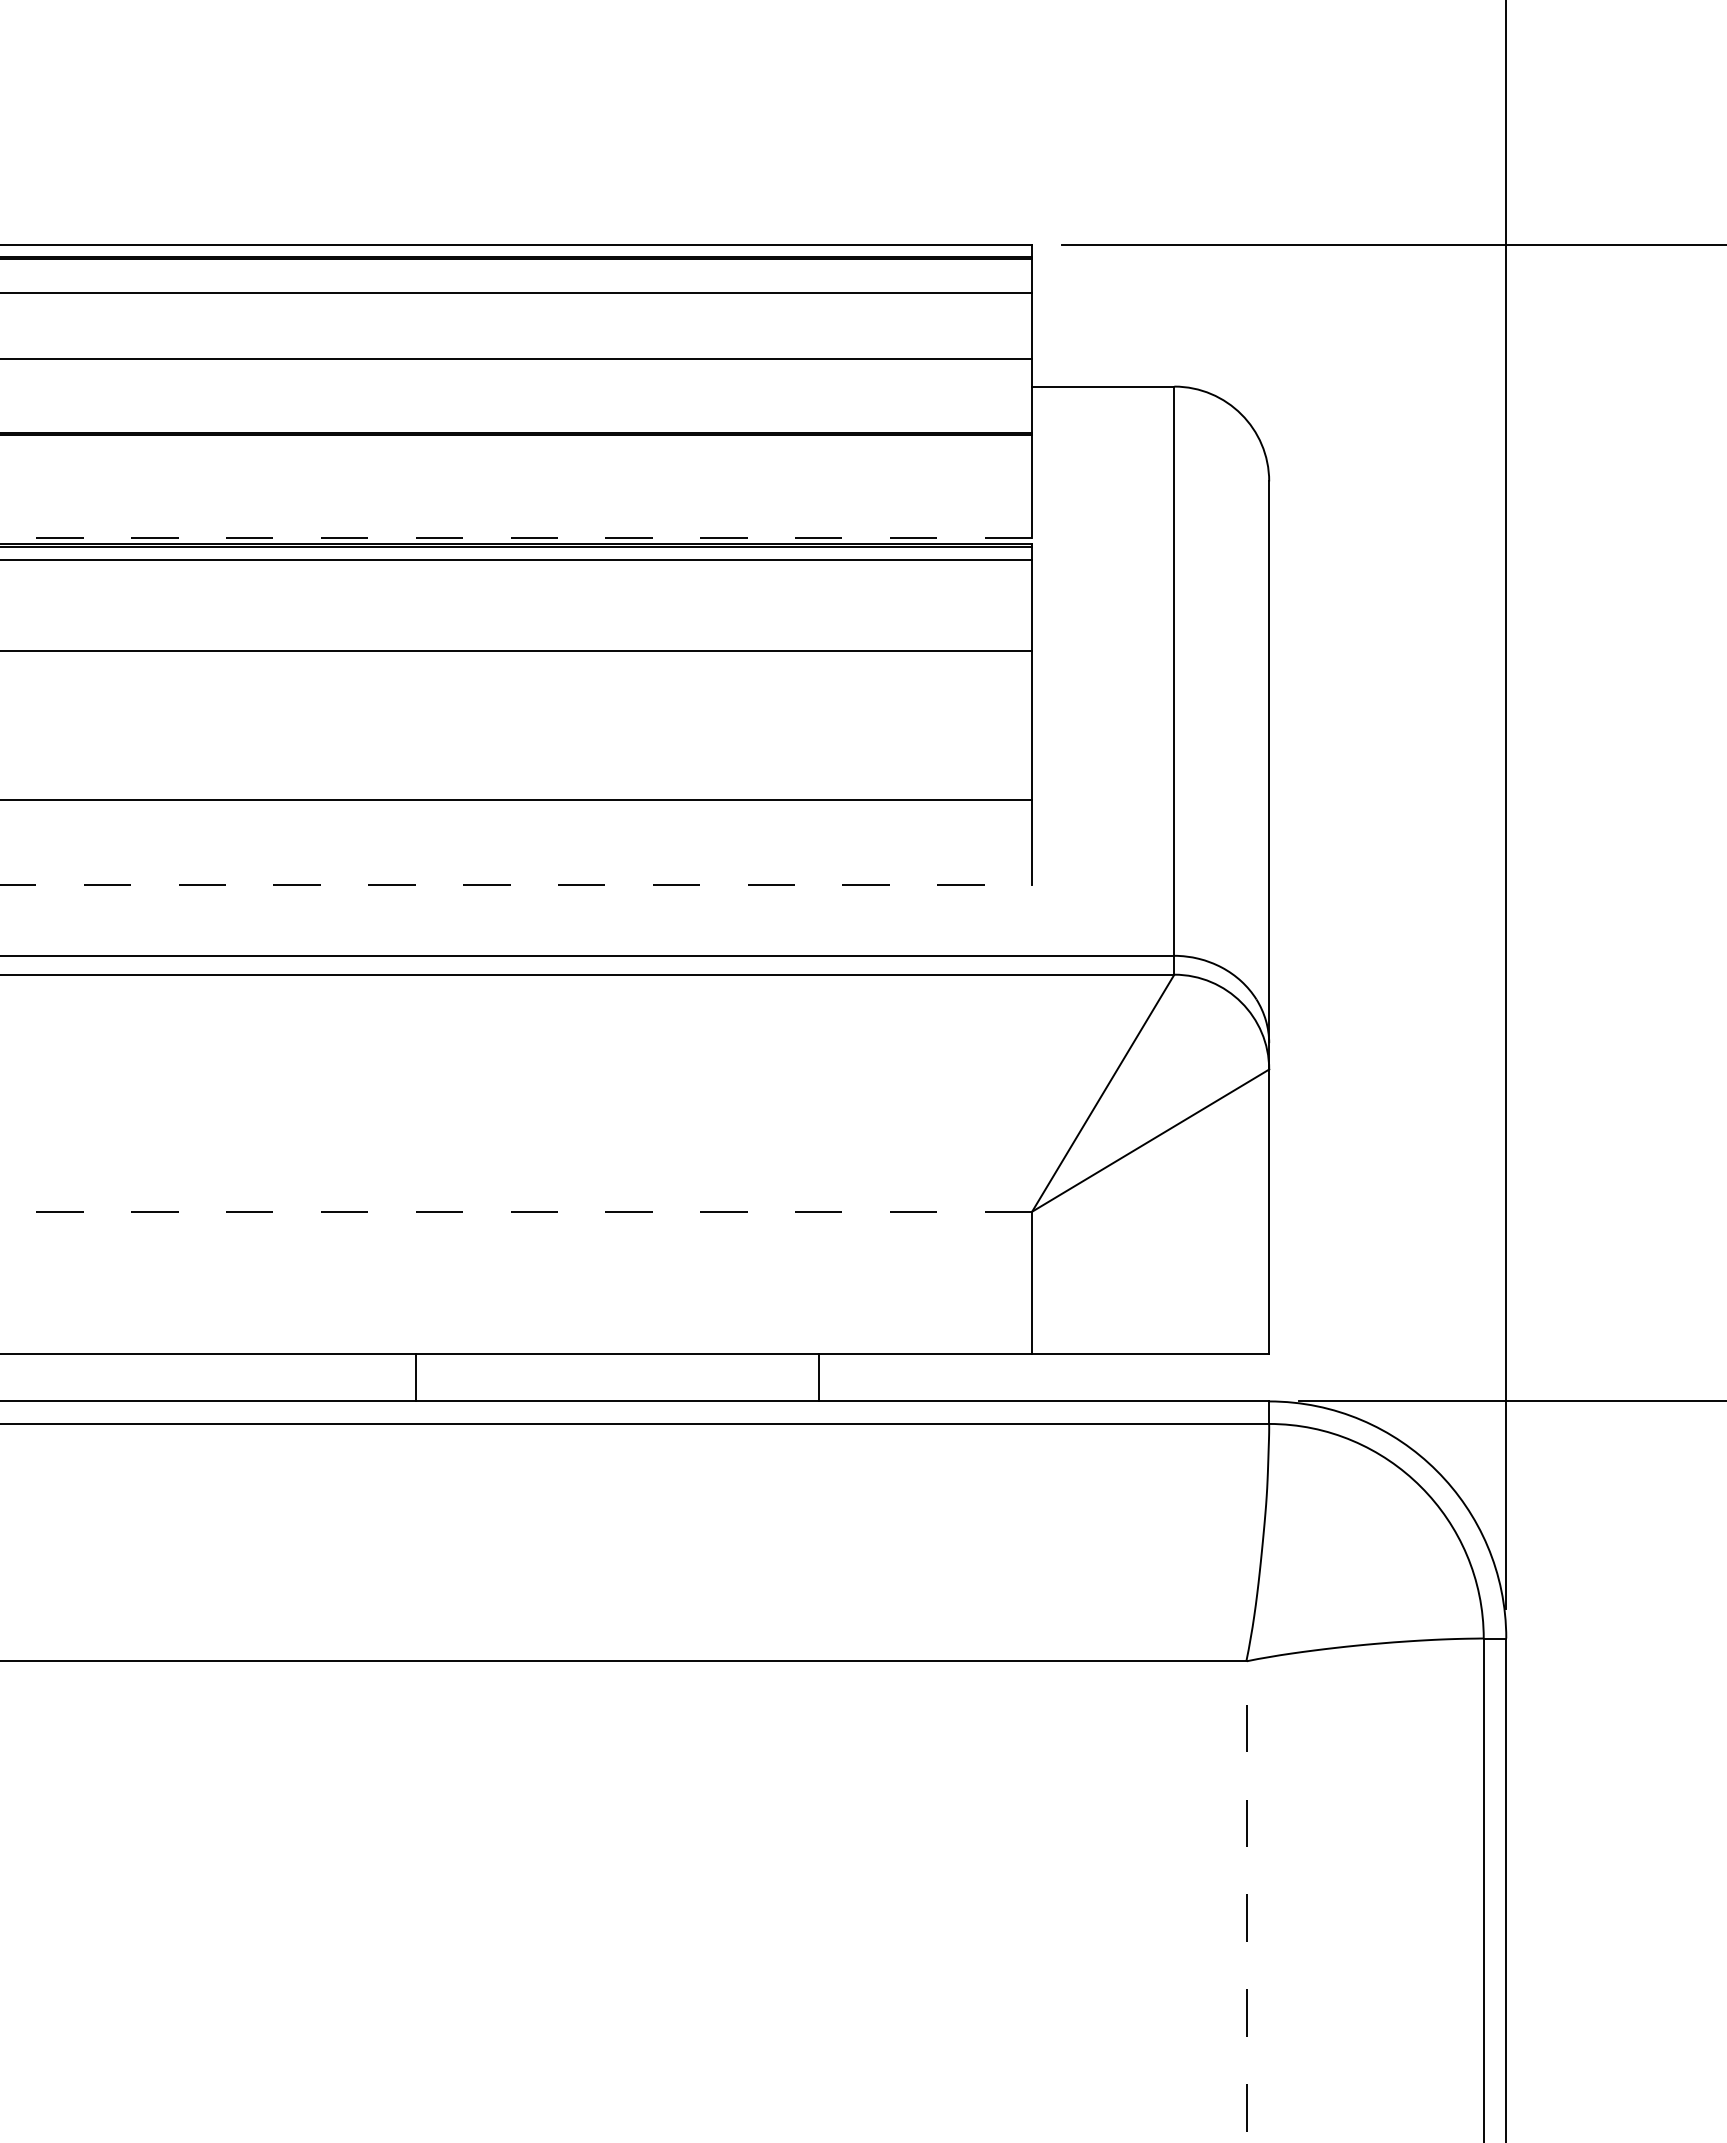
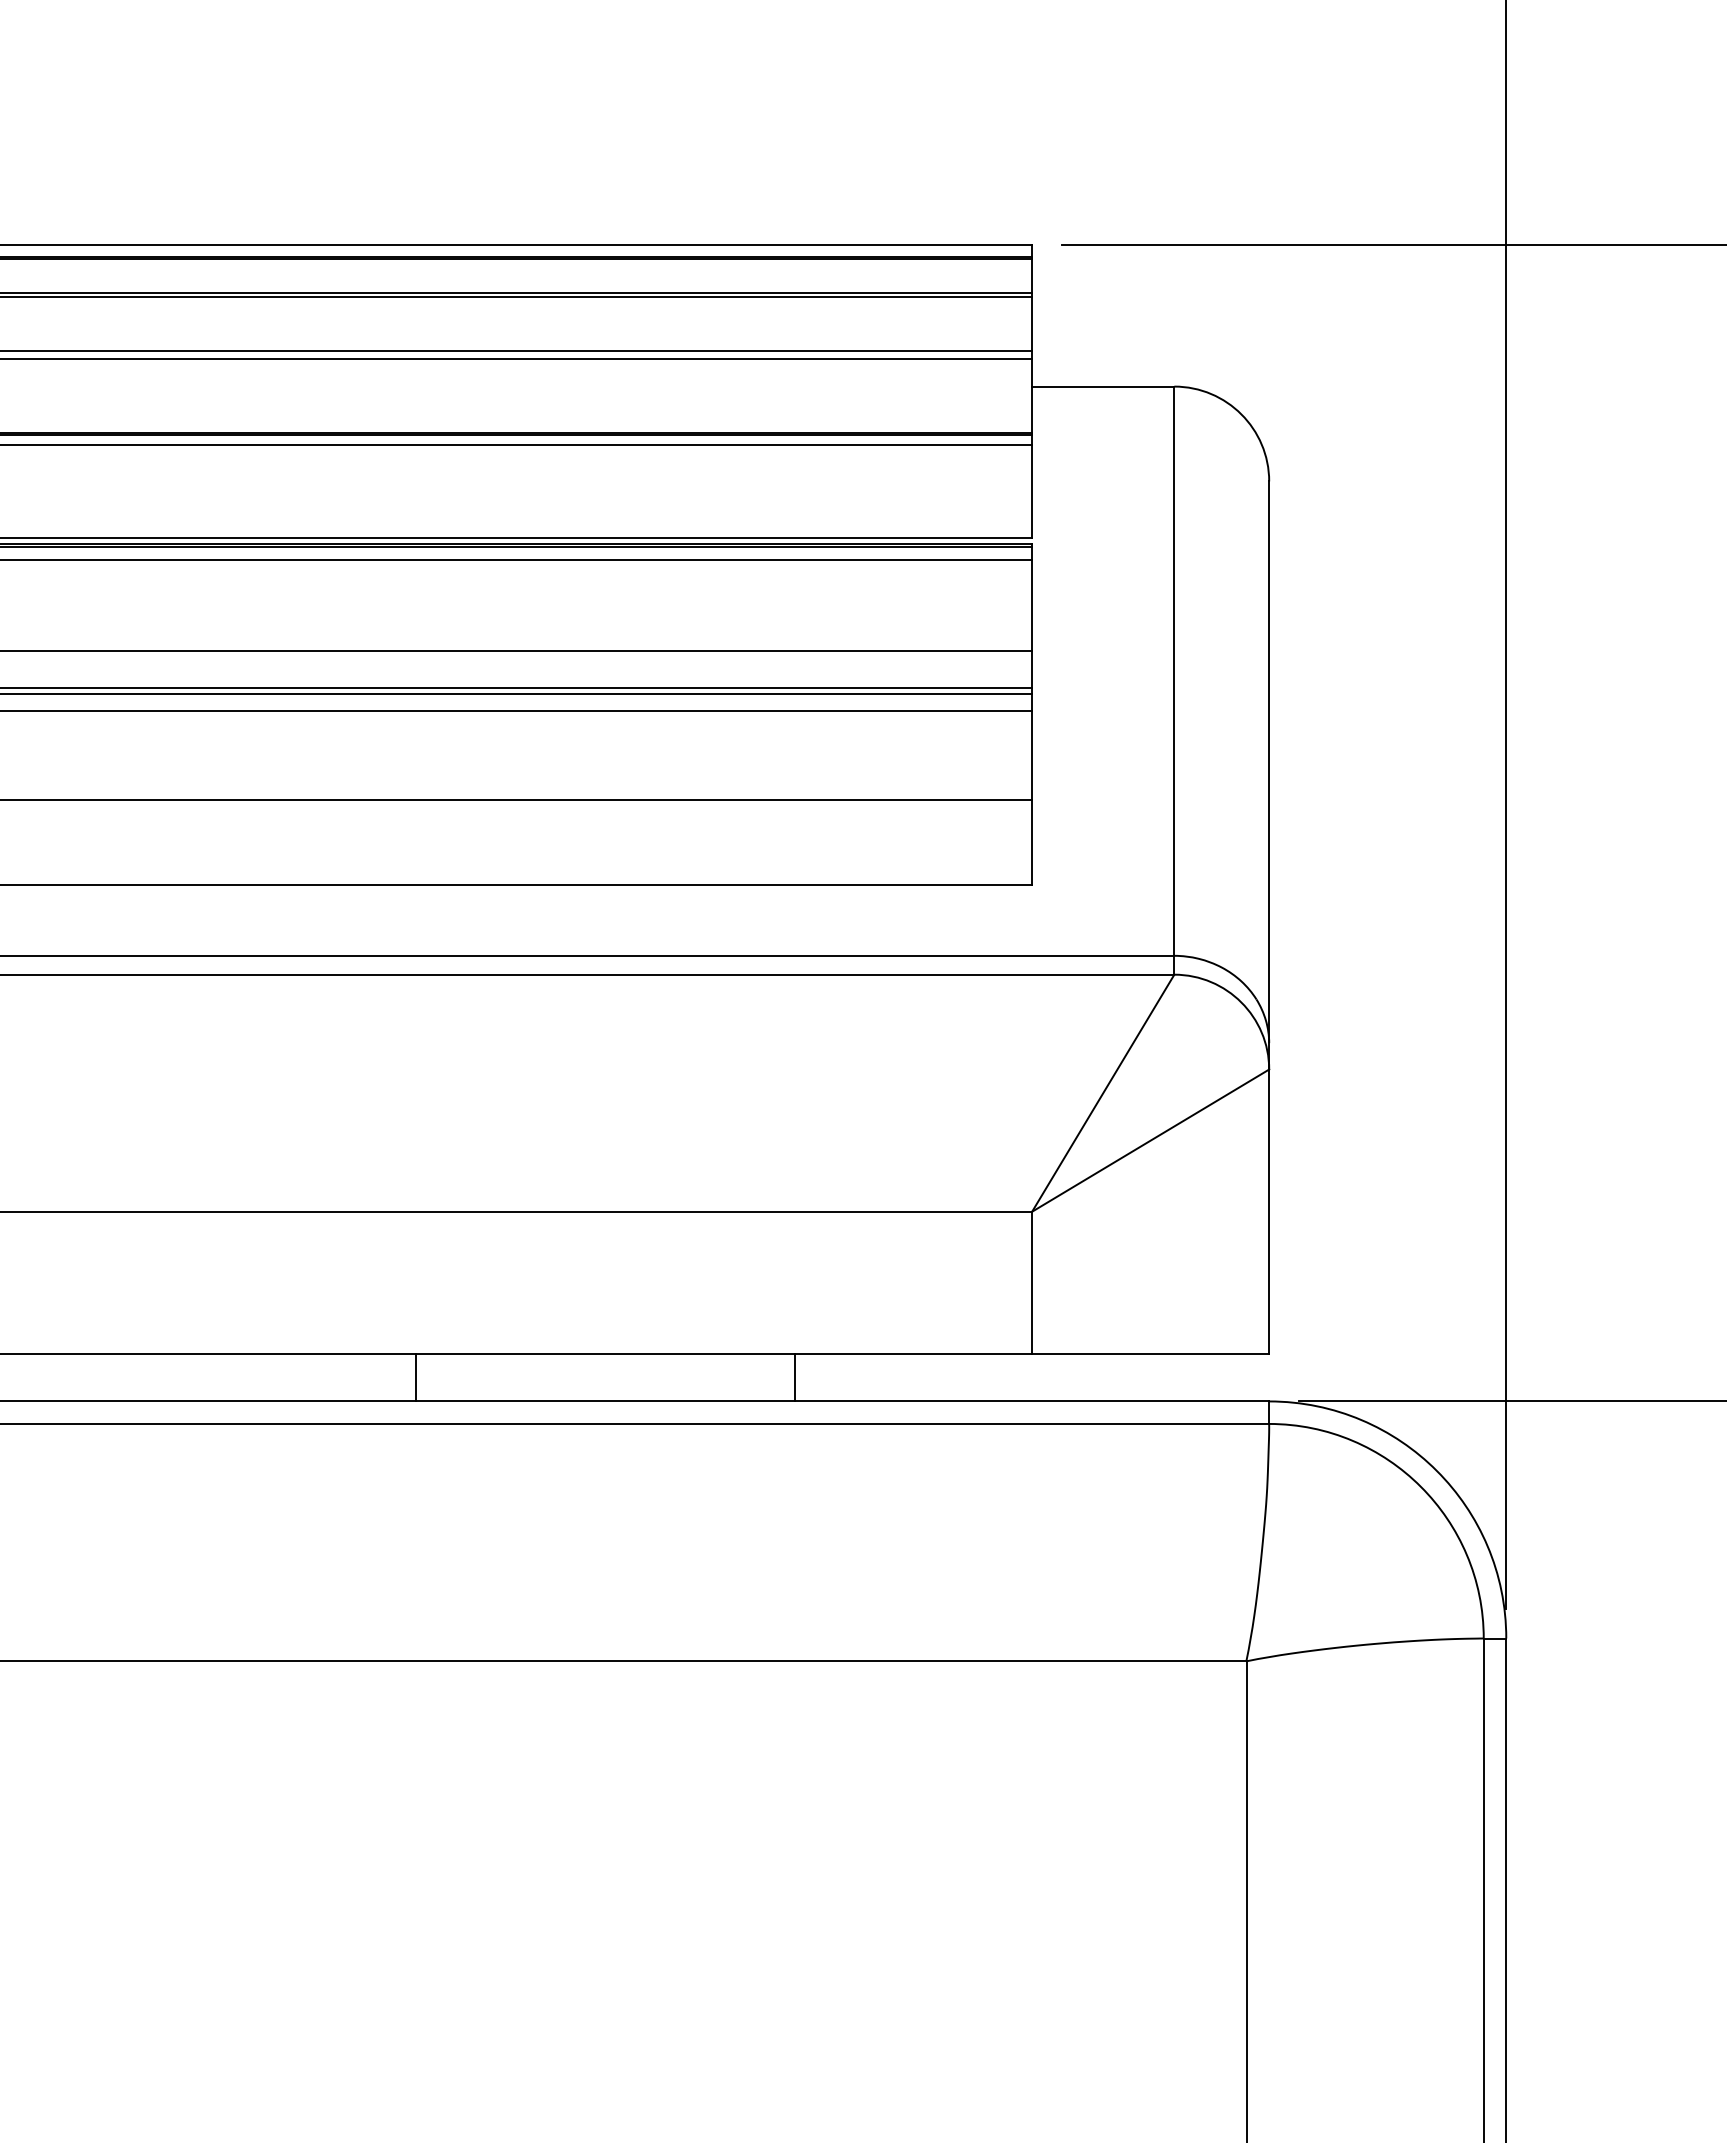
line: none -> present (517, 297)
line: none -> present (517, 351)
line: none -> present (517, 445)
line: dashed -> solid (516, 537)
line: none -> present (517, 688)
line: none -> present (517, 693)
line: none -> present (517, 710)
line: dashed -> solid (516, 885)
line: dashed -> solid (516, 1211)
line position: (819, 1377) -> (795, 1377) (795, 1377)
line: dashed -> solid (1246, 1901)
